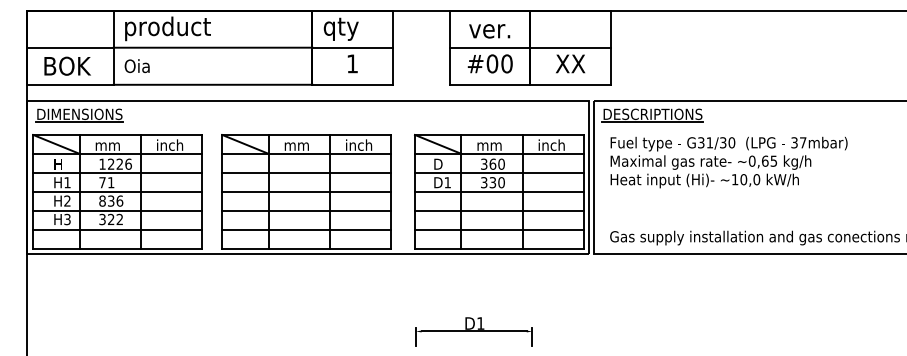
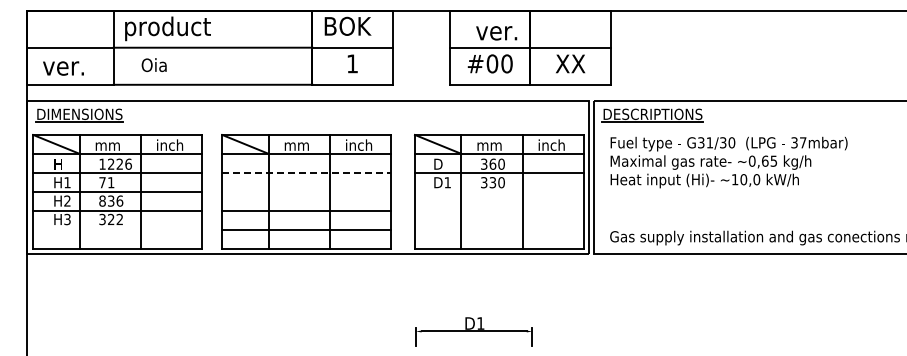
text: qty -> BOK (347, 28)
text position: (489, 31) -> (496, 33) (496, 33)
text: BOK -> ver. (66, 65)
text position: (136, 66) -> (153, 65) (153, 65)
line: solid -> dashed (307, 172)
line: present -> none (306, 191)
line: present -> none (498, 191)
line: present -> none (498, 210)
line: present -> none (117, 229)
line: present -> none (498, 229)
